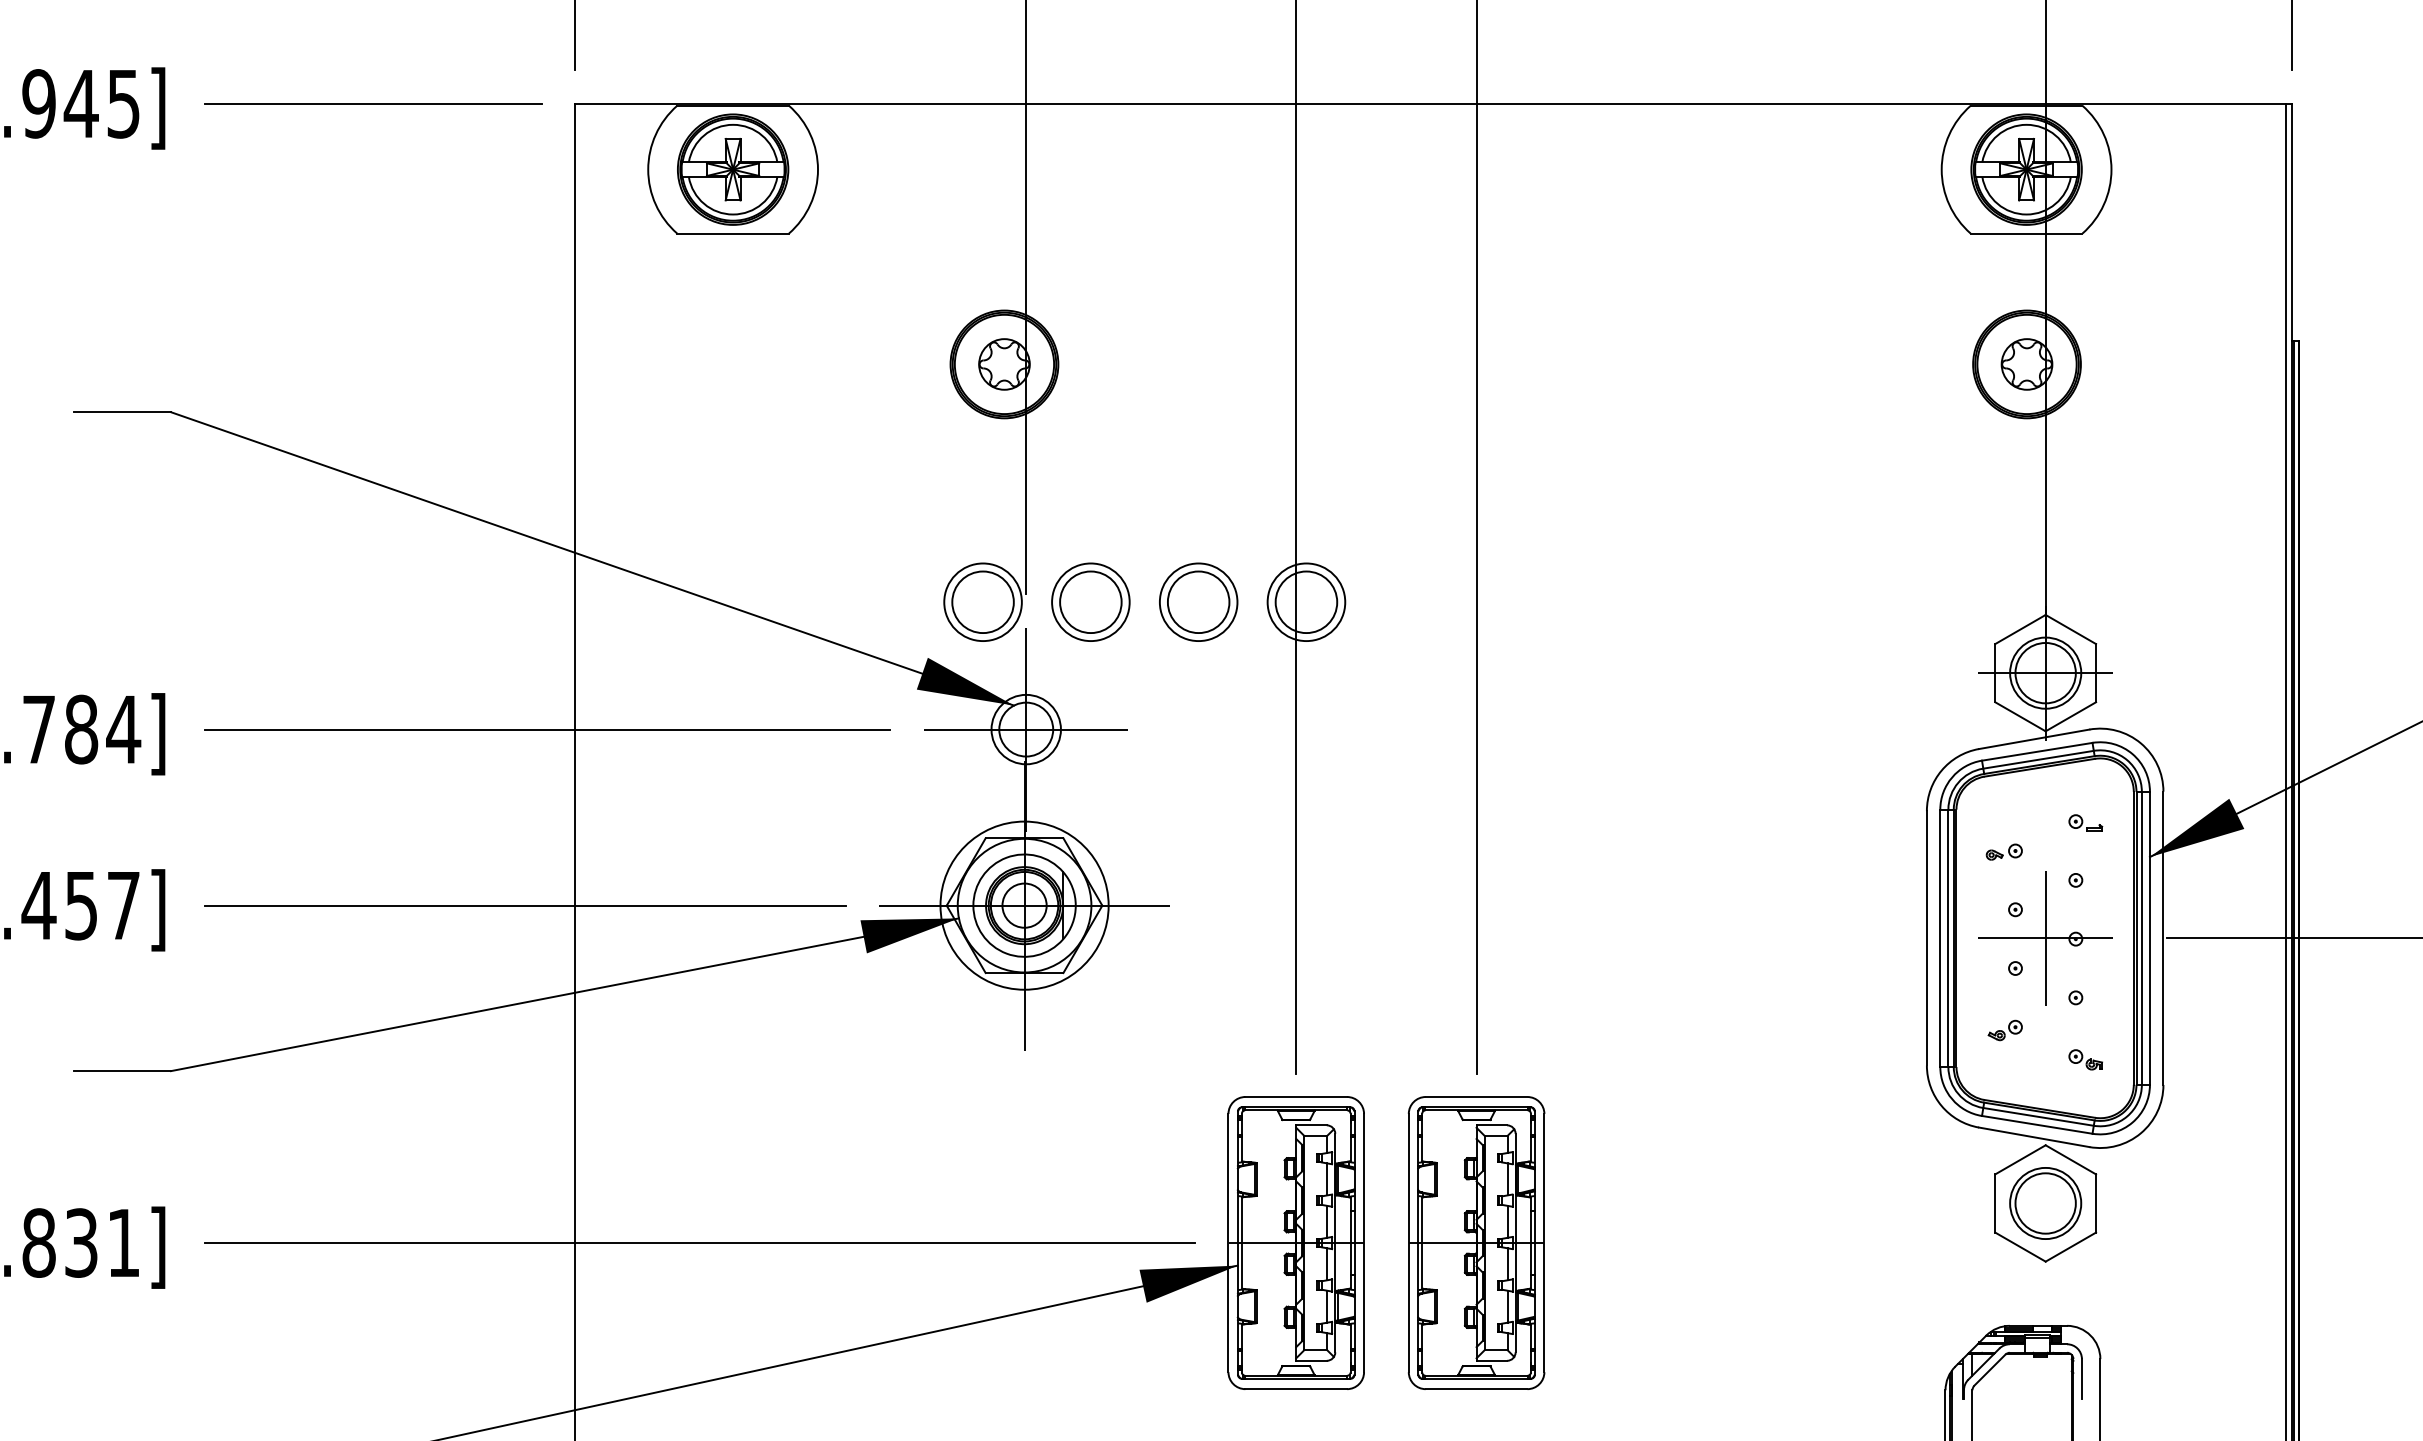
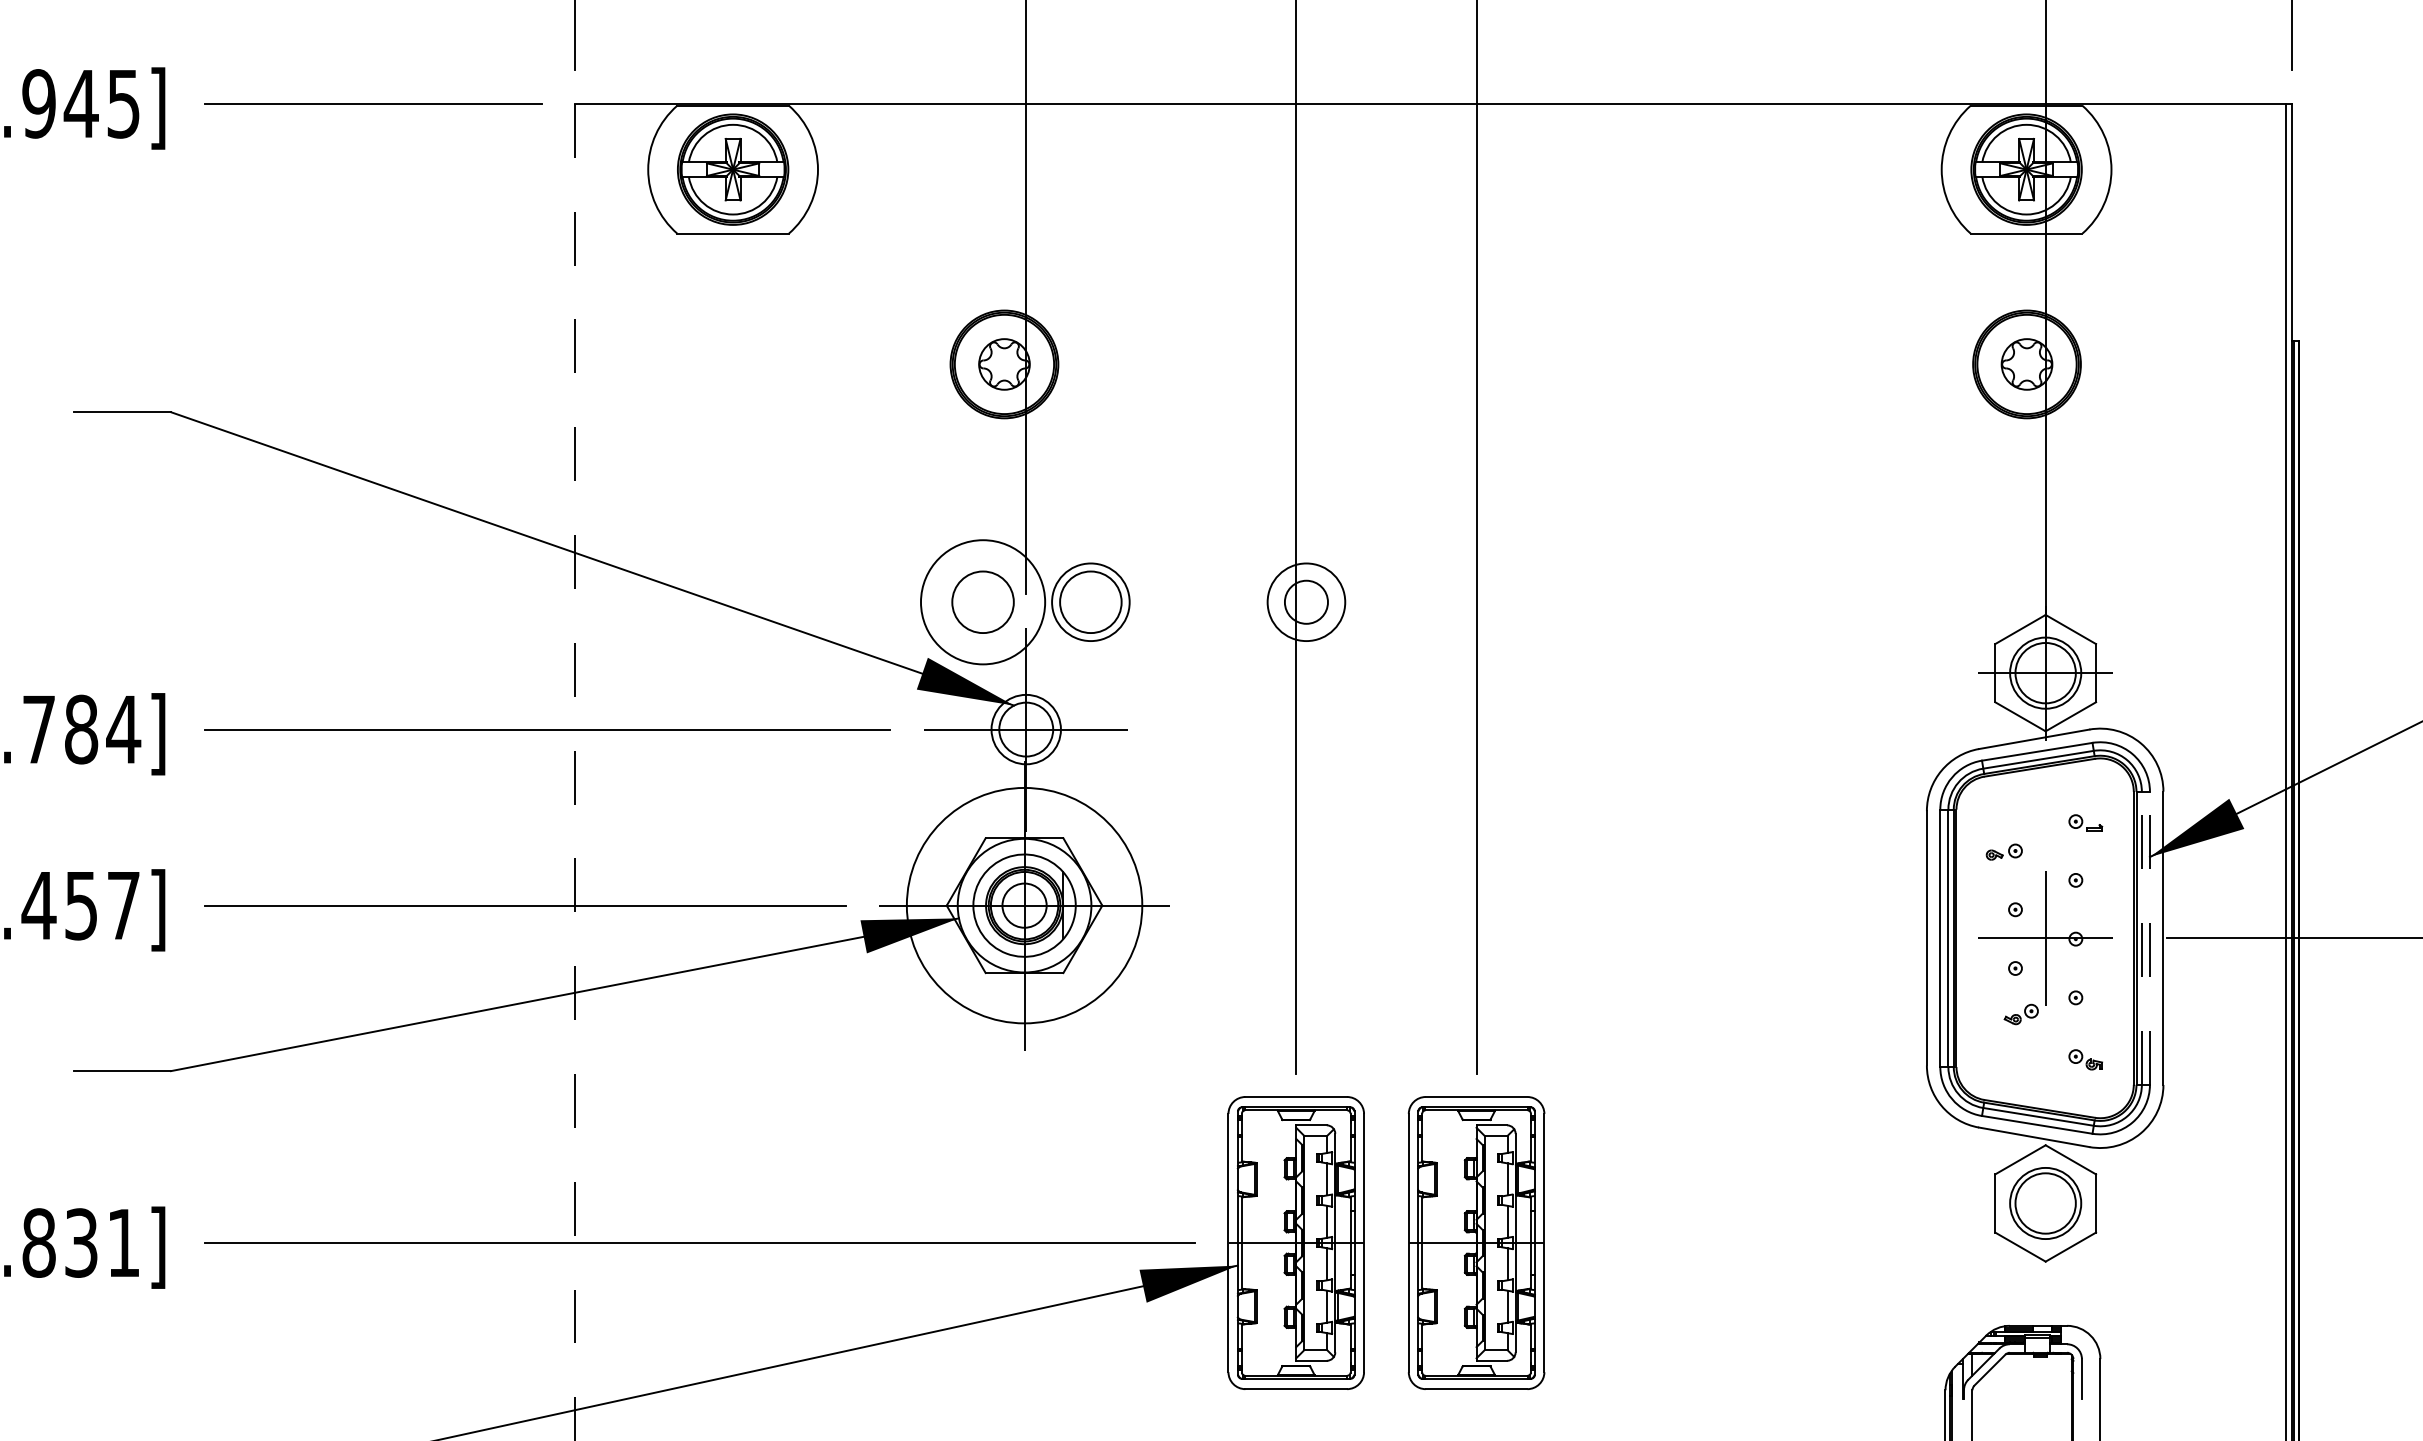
part: present -> none (1198, 601)
circle diameter: 78 px -> 124 px (982, 602)
circle diameter: 62 px -> 43 px (1305, 601)
line: solid -> dashed (575, 772)
circle diameter: 168 px -> 235 px (1024, 905)
line: solid -> dashed (2141, 937)
line: solid -> dashed (2149, 937)
part position: (2004, 1030) -> (2020, 1014) (2020, 1014)
